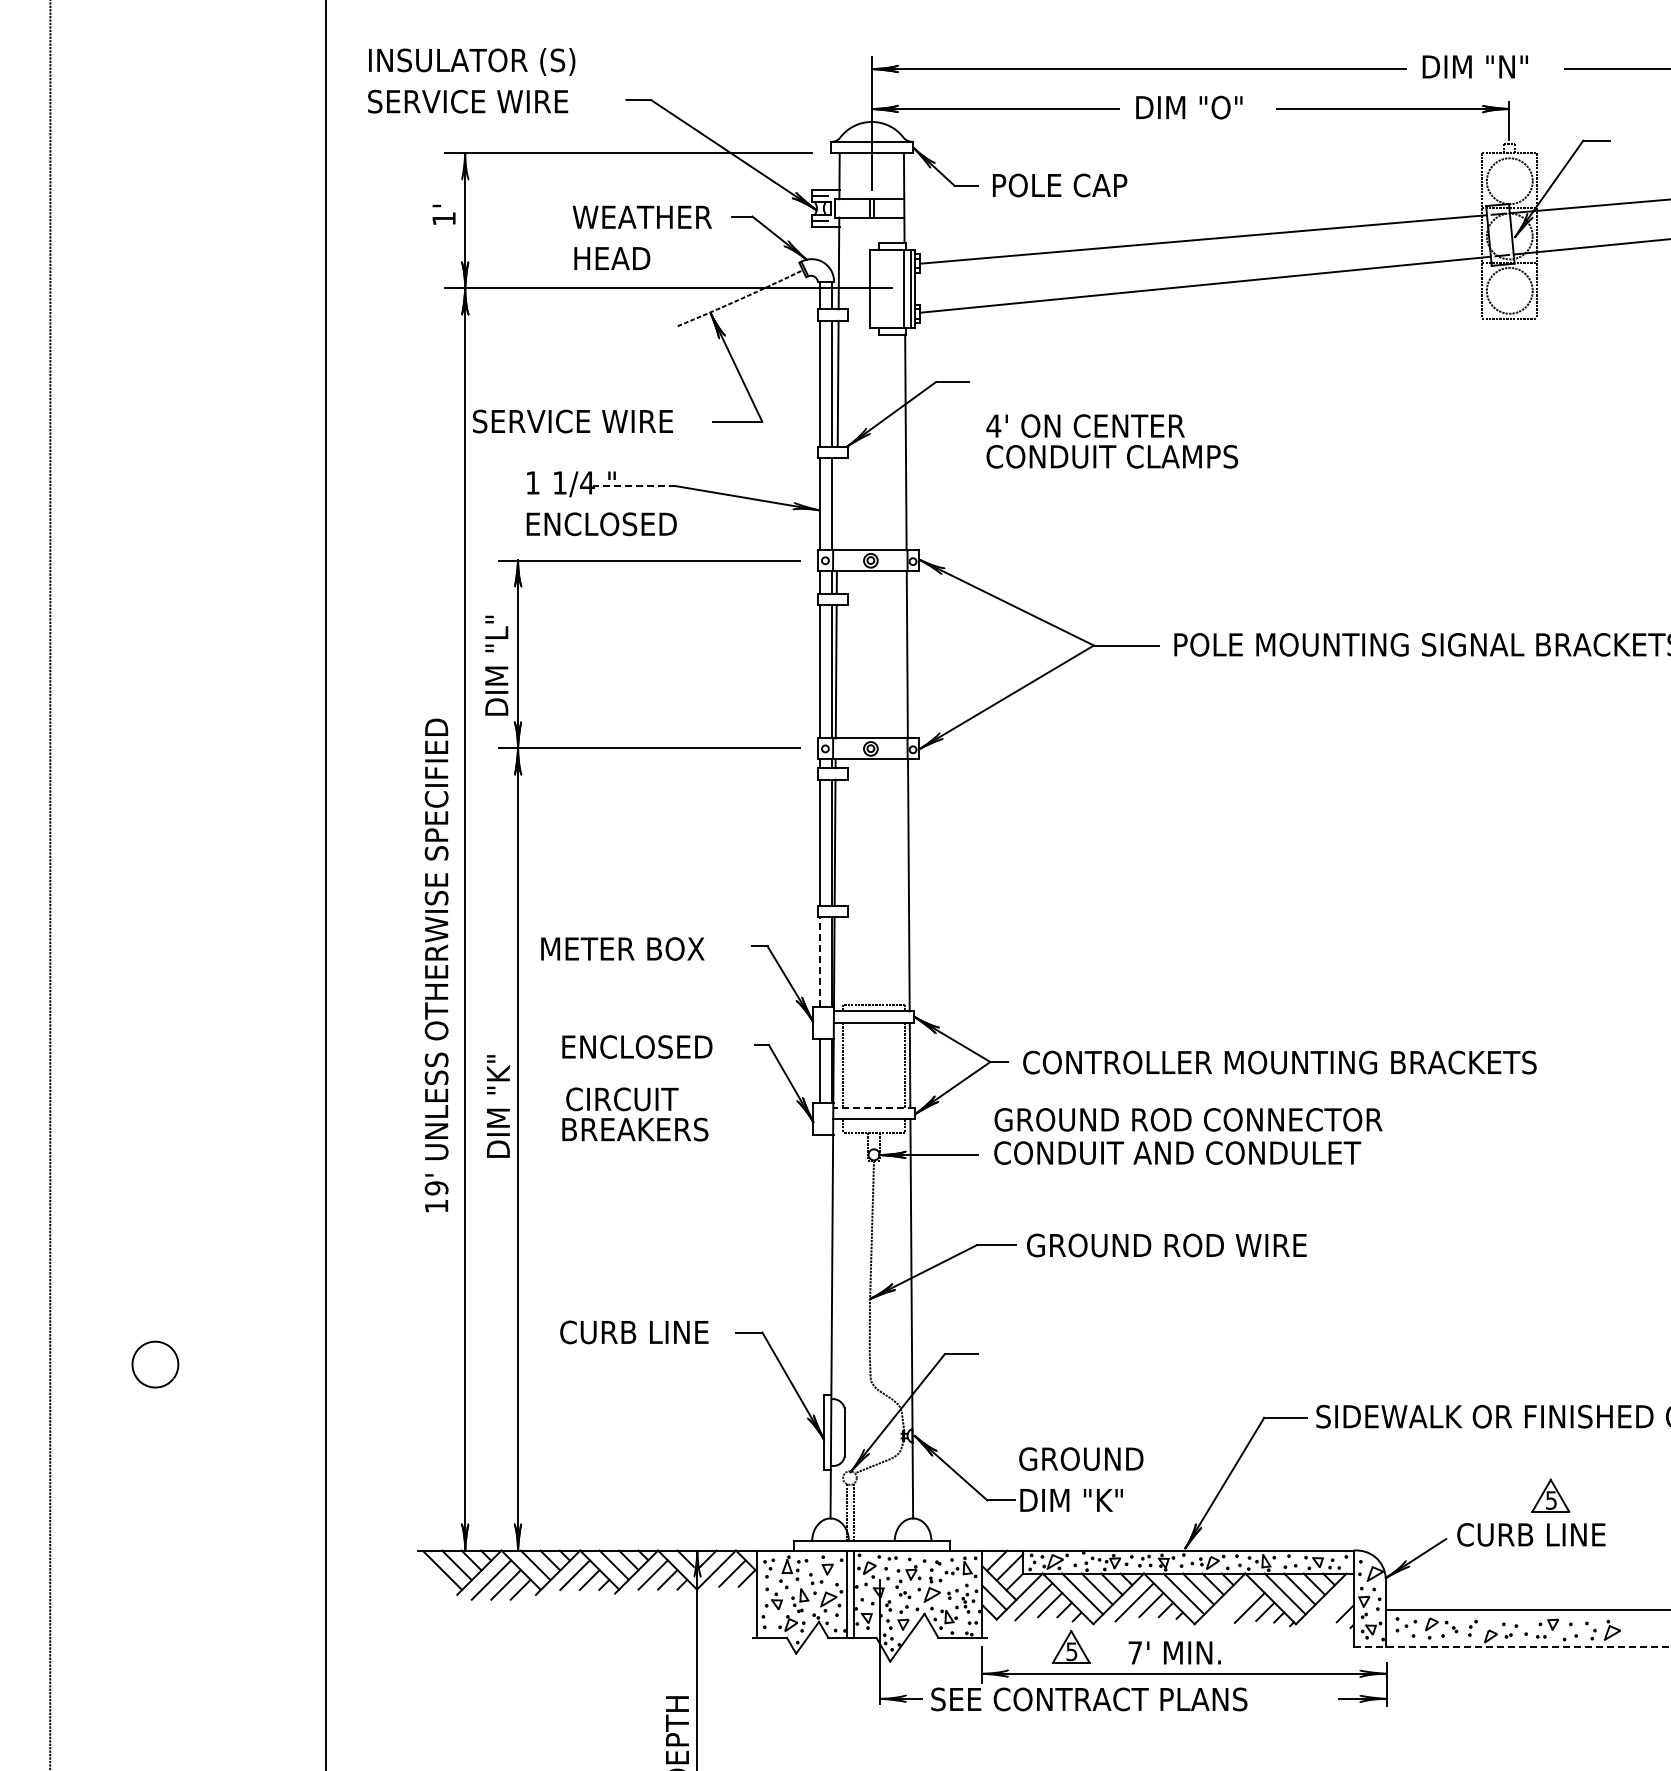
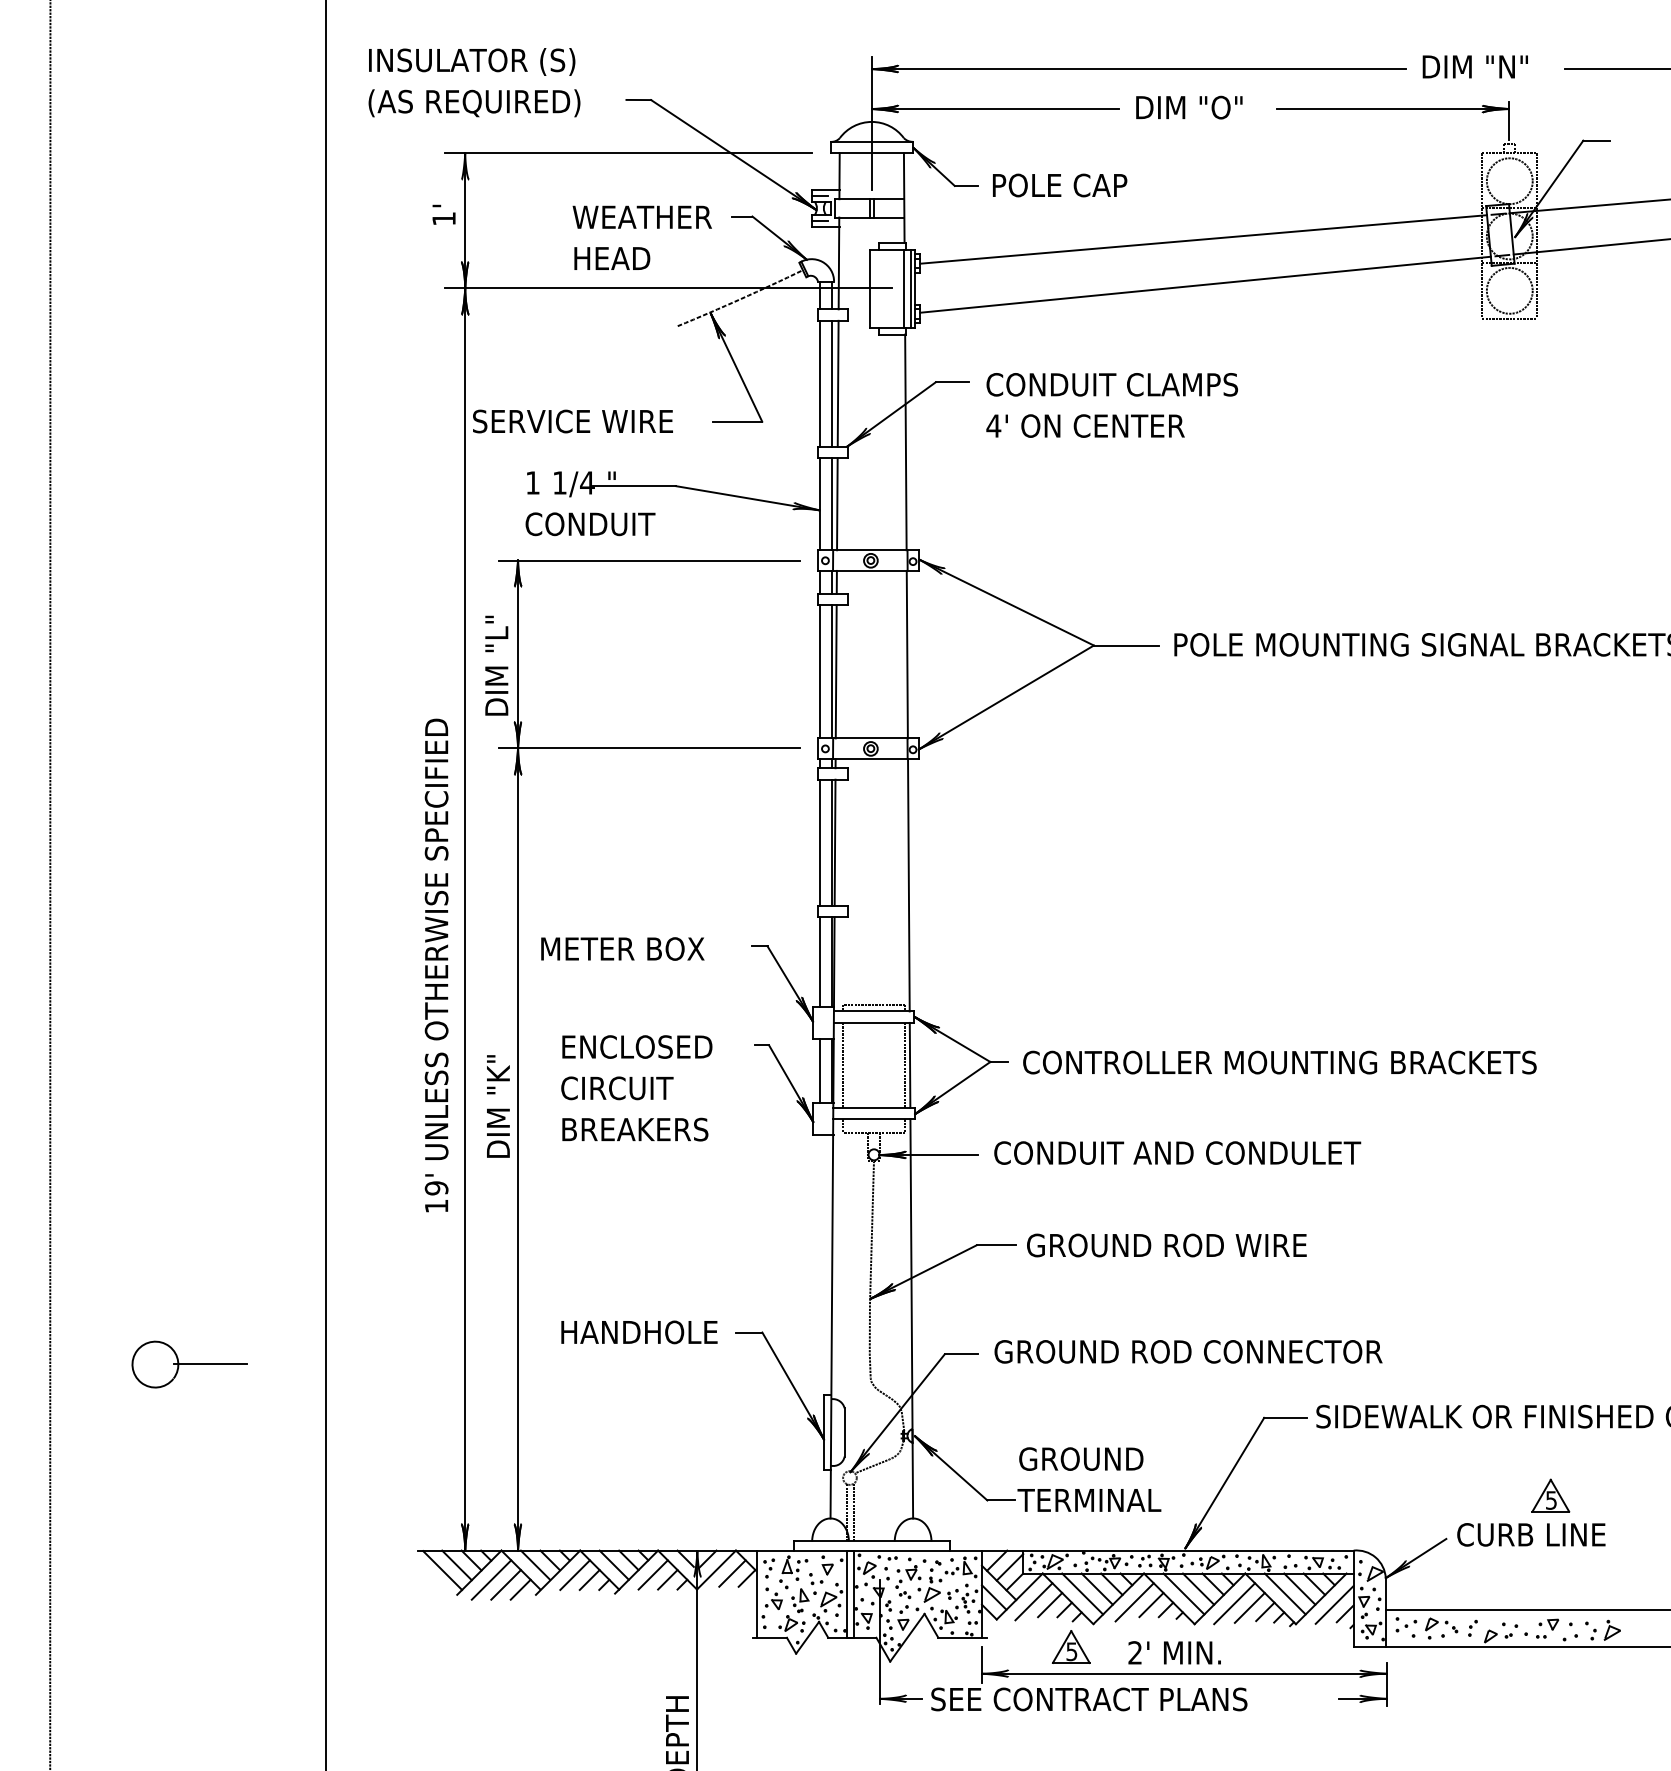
text: SERVICE WIRE -> (AS REQUIRED) (474, 103)
text position: (1111, 456) -> (1111, 384) (1111, 384)
line: dashed -> solid (634, 486)
line: none -> present (837, 504)
text: ENCLOSED -> CONDUIT (600, 524)
line: dashed -> solid (820, 962)
text position: (622, 1099) -> (617, 1088) (617, 1088)
line: dashed -> solid (874, 1107)
text position: (1188, 1119) -> (1188, 1351) (1188, 1351)
text: CURB LINE -> HANDHOLE (638, 1332)
line: none -> present (210, 1364)
text: DIM "K" -> TERMINAL (1089, 1500)
line: none -> present (1234, 1603)
line: none -> present (1334, 1604)
line: dashed -> solid (1512, 1646)
text: 7' -> 2' (1134, 1652)
